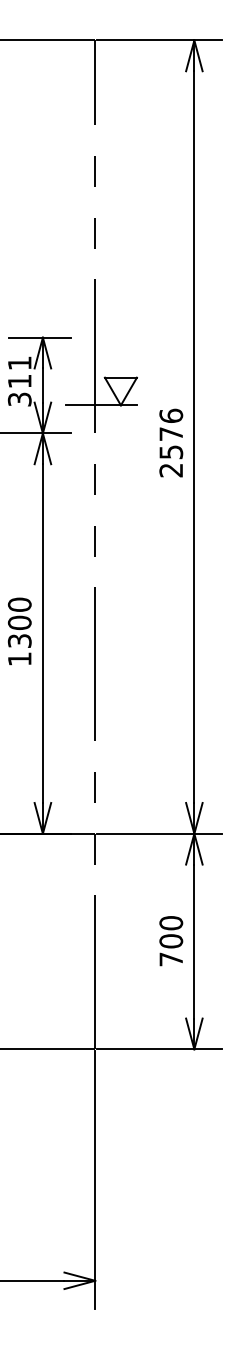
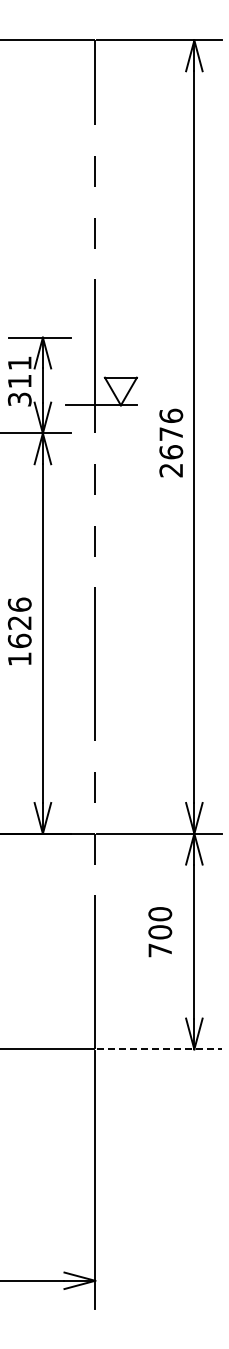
text: 2576 -> 2676 (171, 452)
text: 1300 -> 1626 (19, 622)
text position: (171, 941) -> (160, 932) (160, 932)
line: solid -> dashed (159, 1049)
